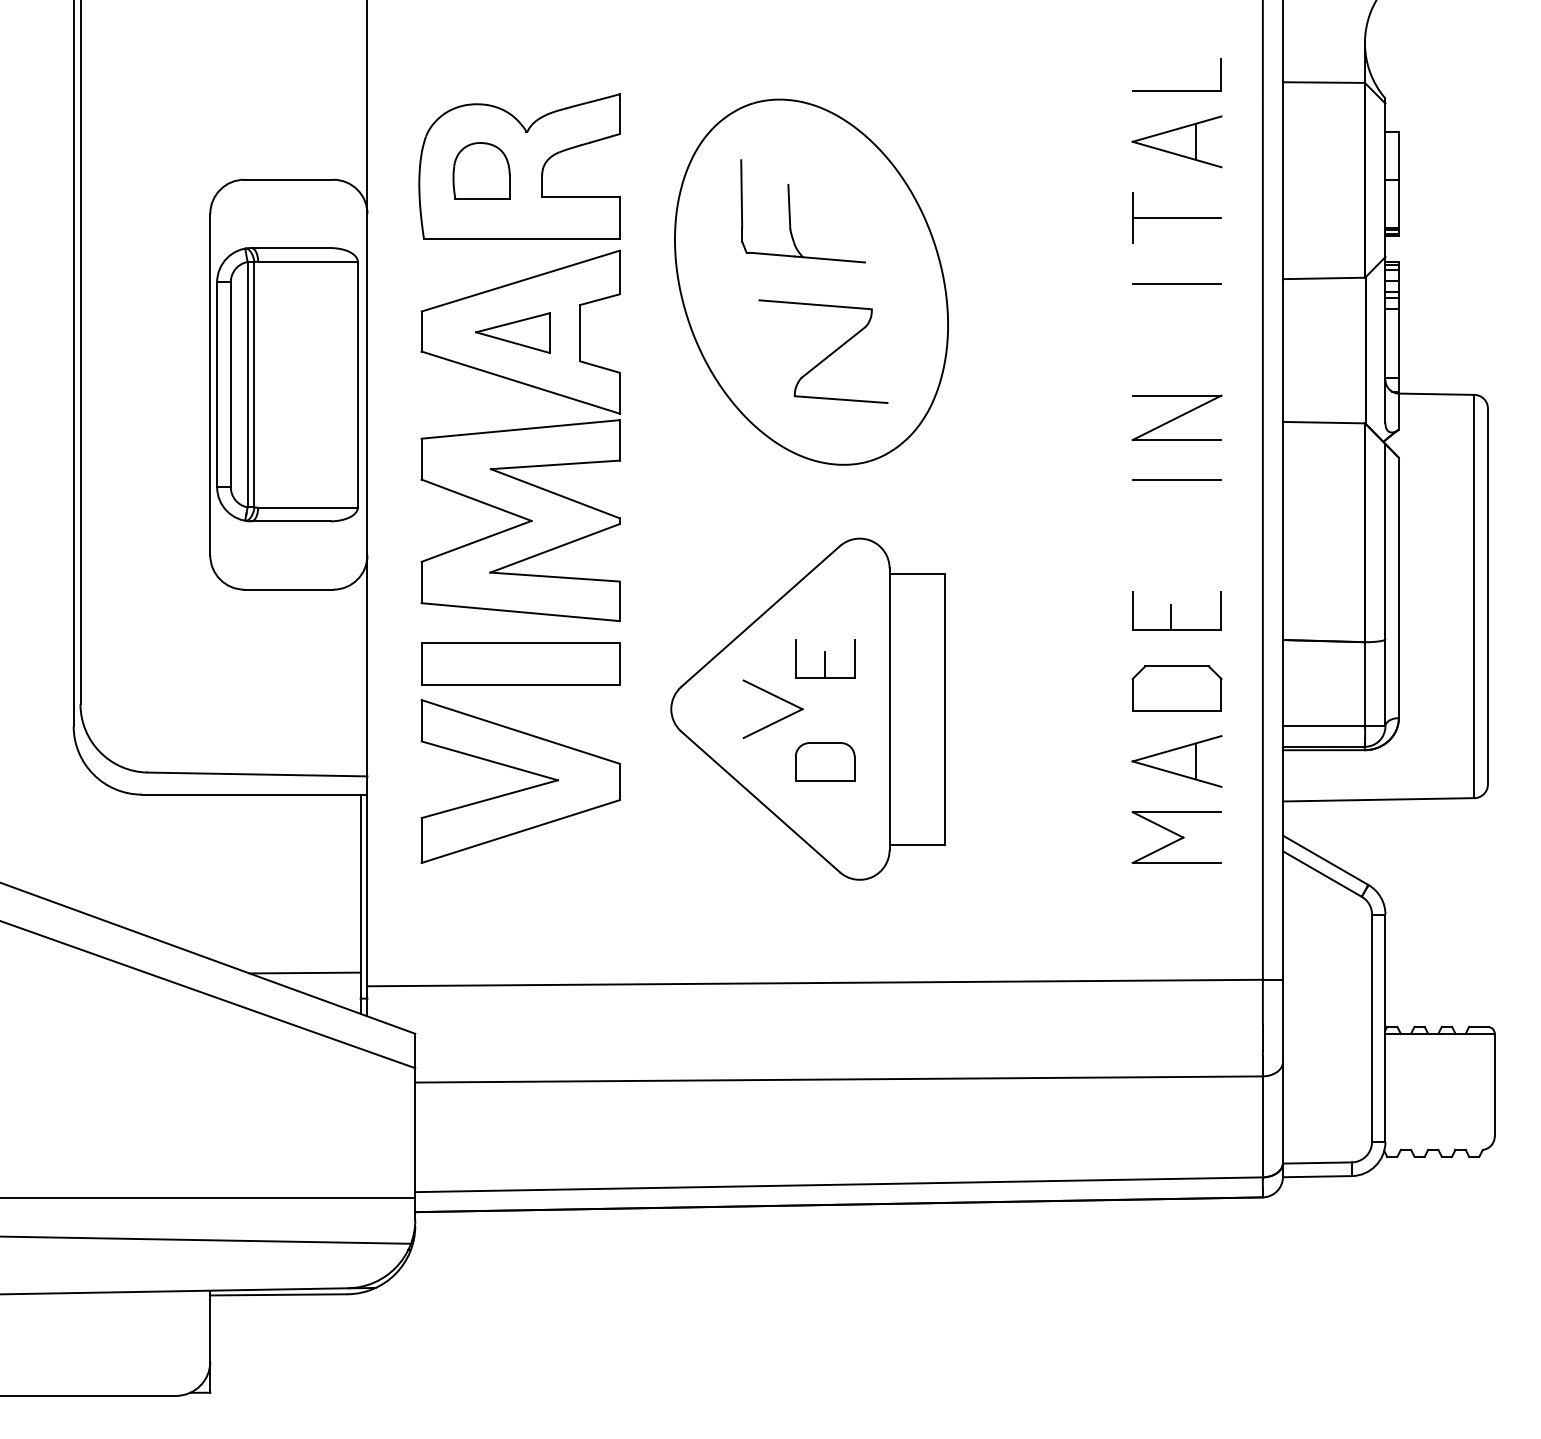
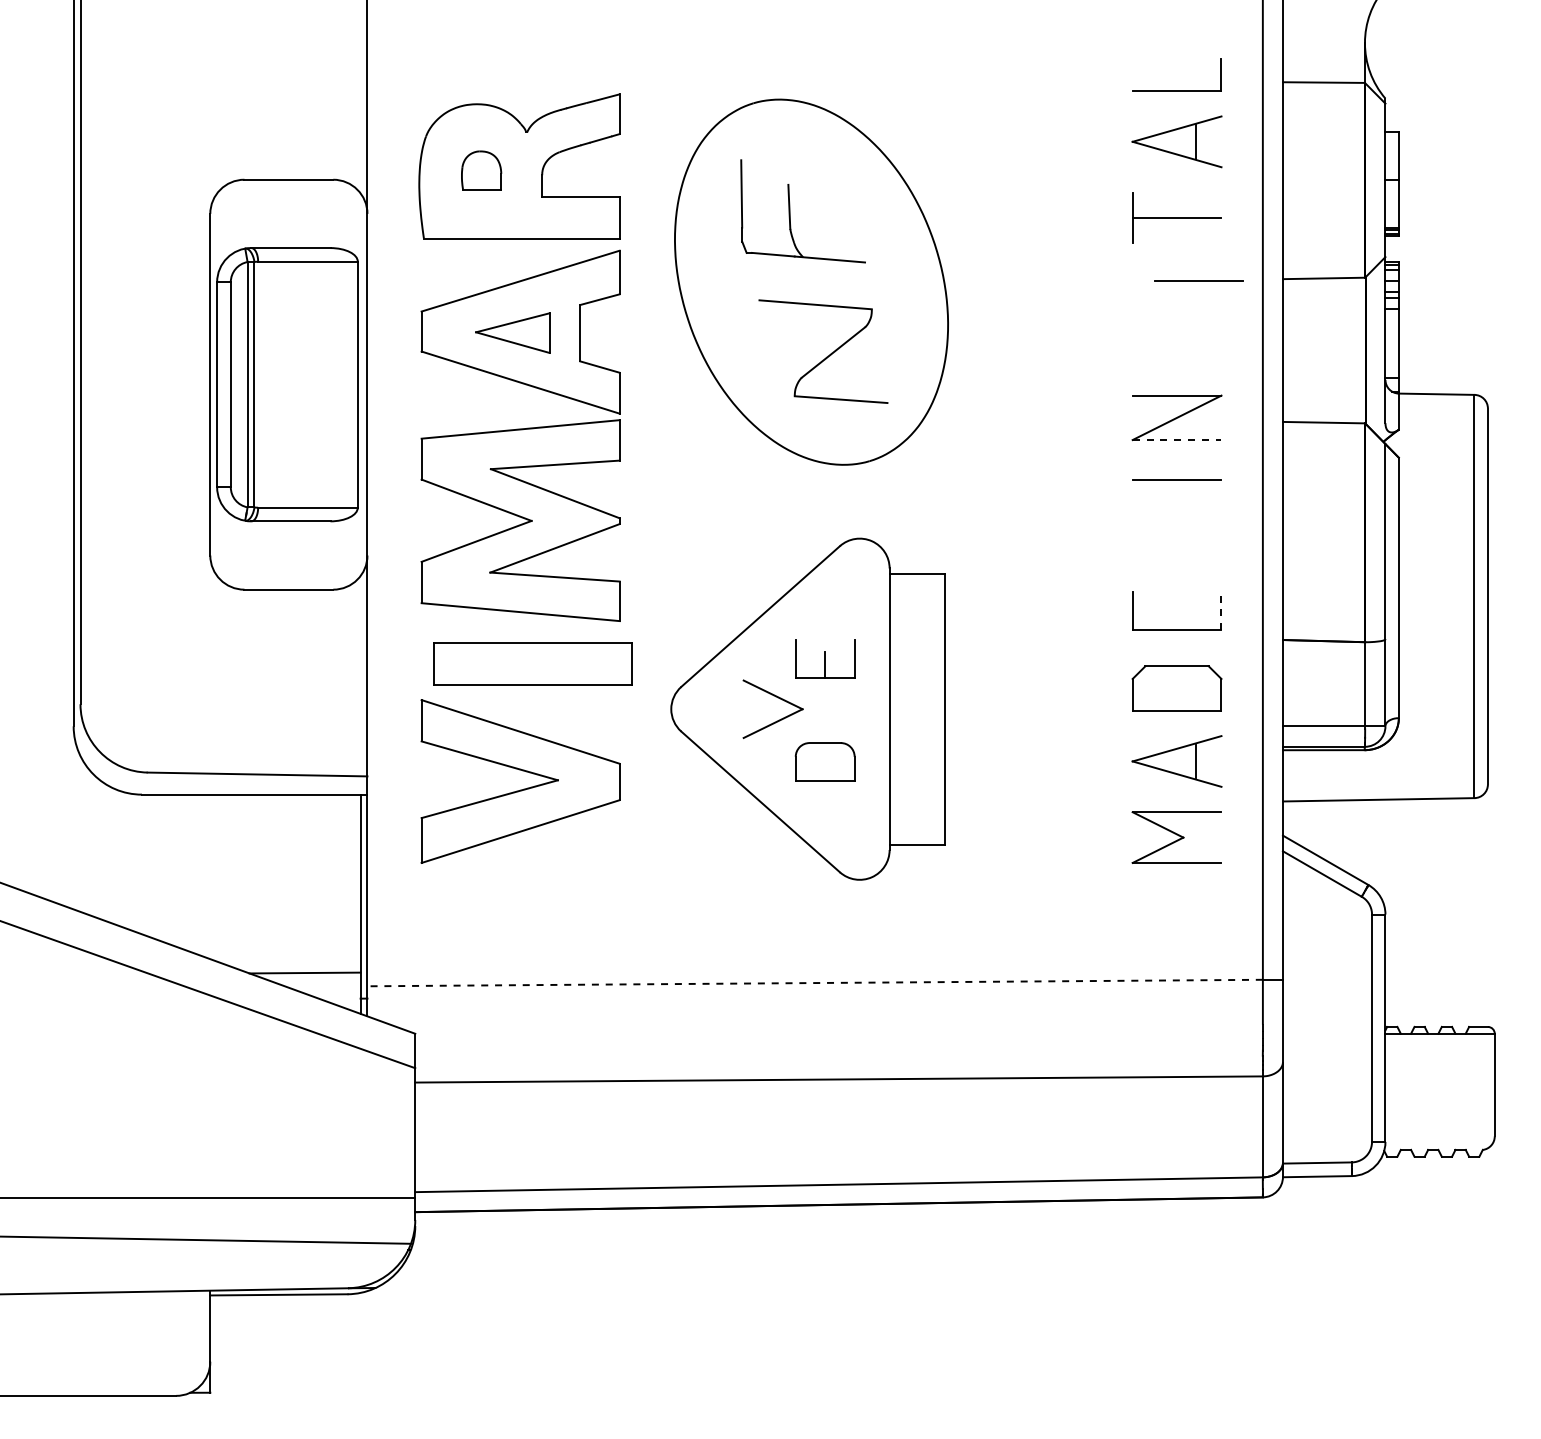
part size: 59x58 px -> 42x41 px (481, 170)
line position: (1176, 283) -> (1198, 280) (1198, 280)
line: solid -> dashed (1177, 440)
line: solid -> dashed (1221, 610)
line: present -> none (1170, 617)
part position: (520, 663) -> (532, 663) (532, 663)
line: solid -> dashed (815, 983)
